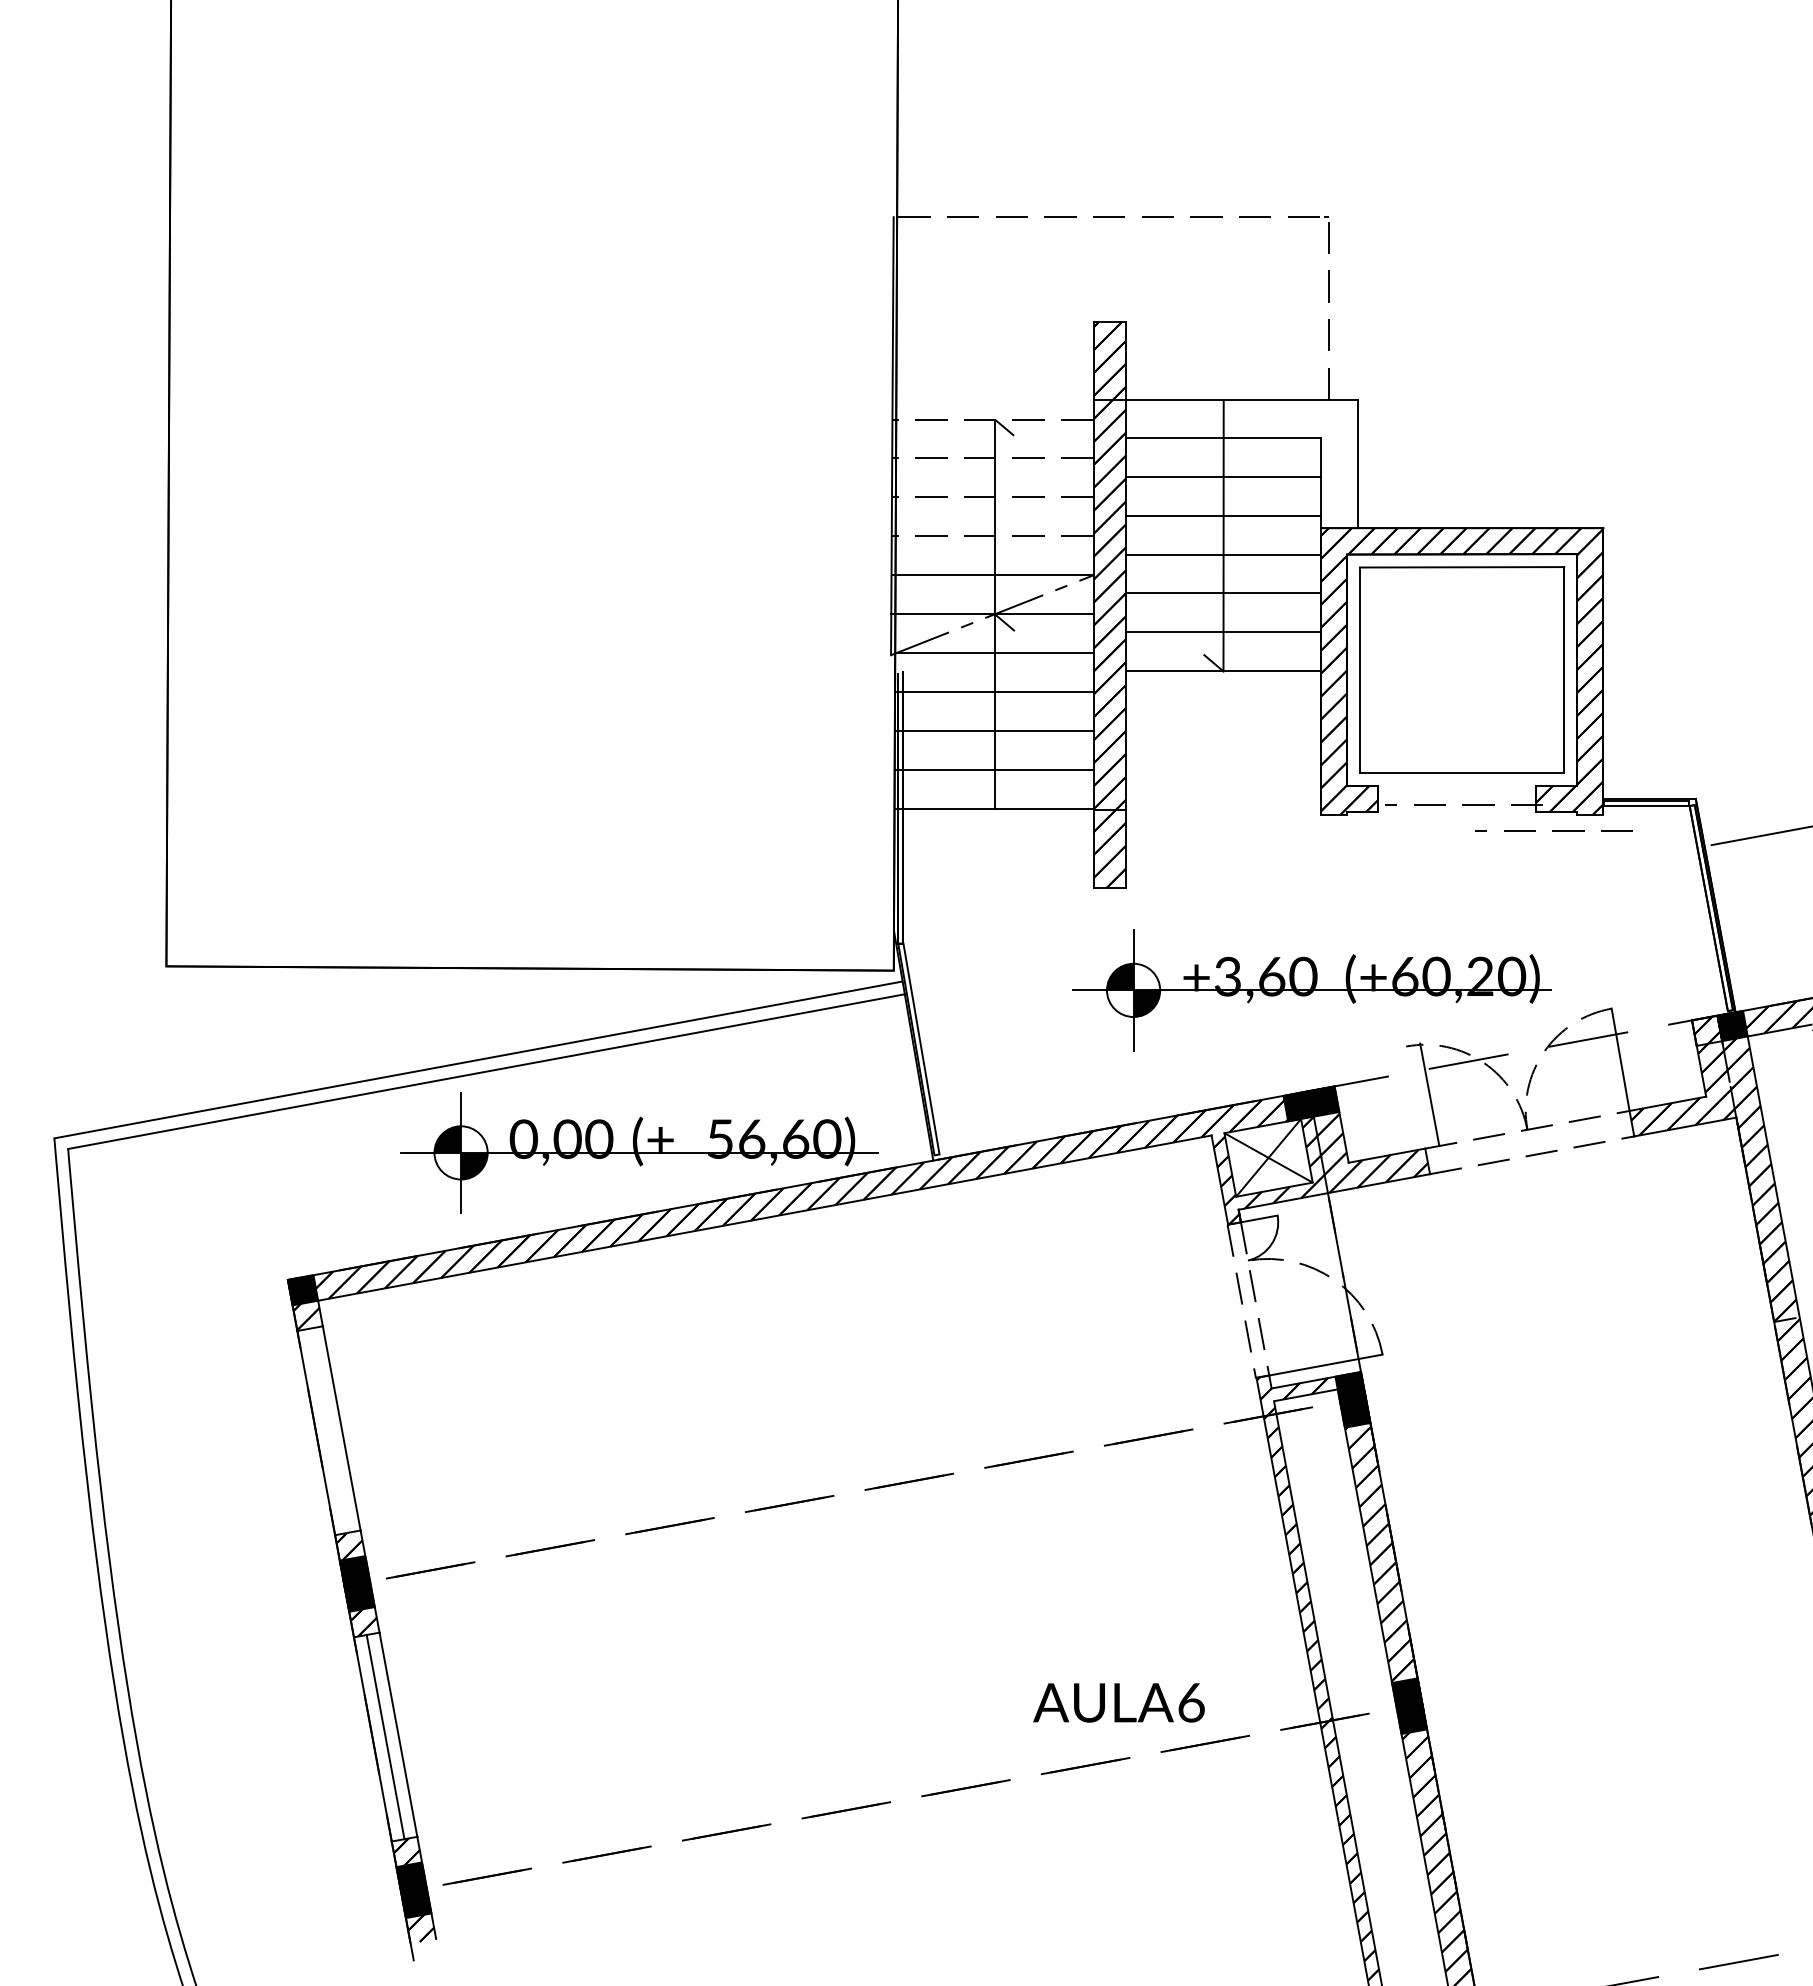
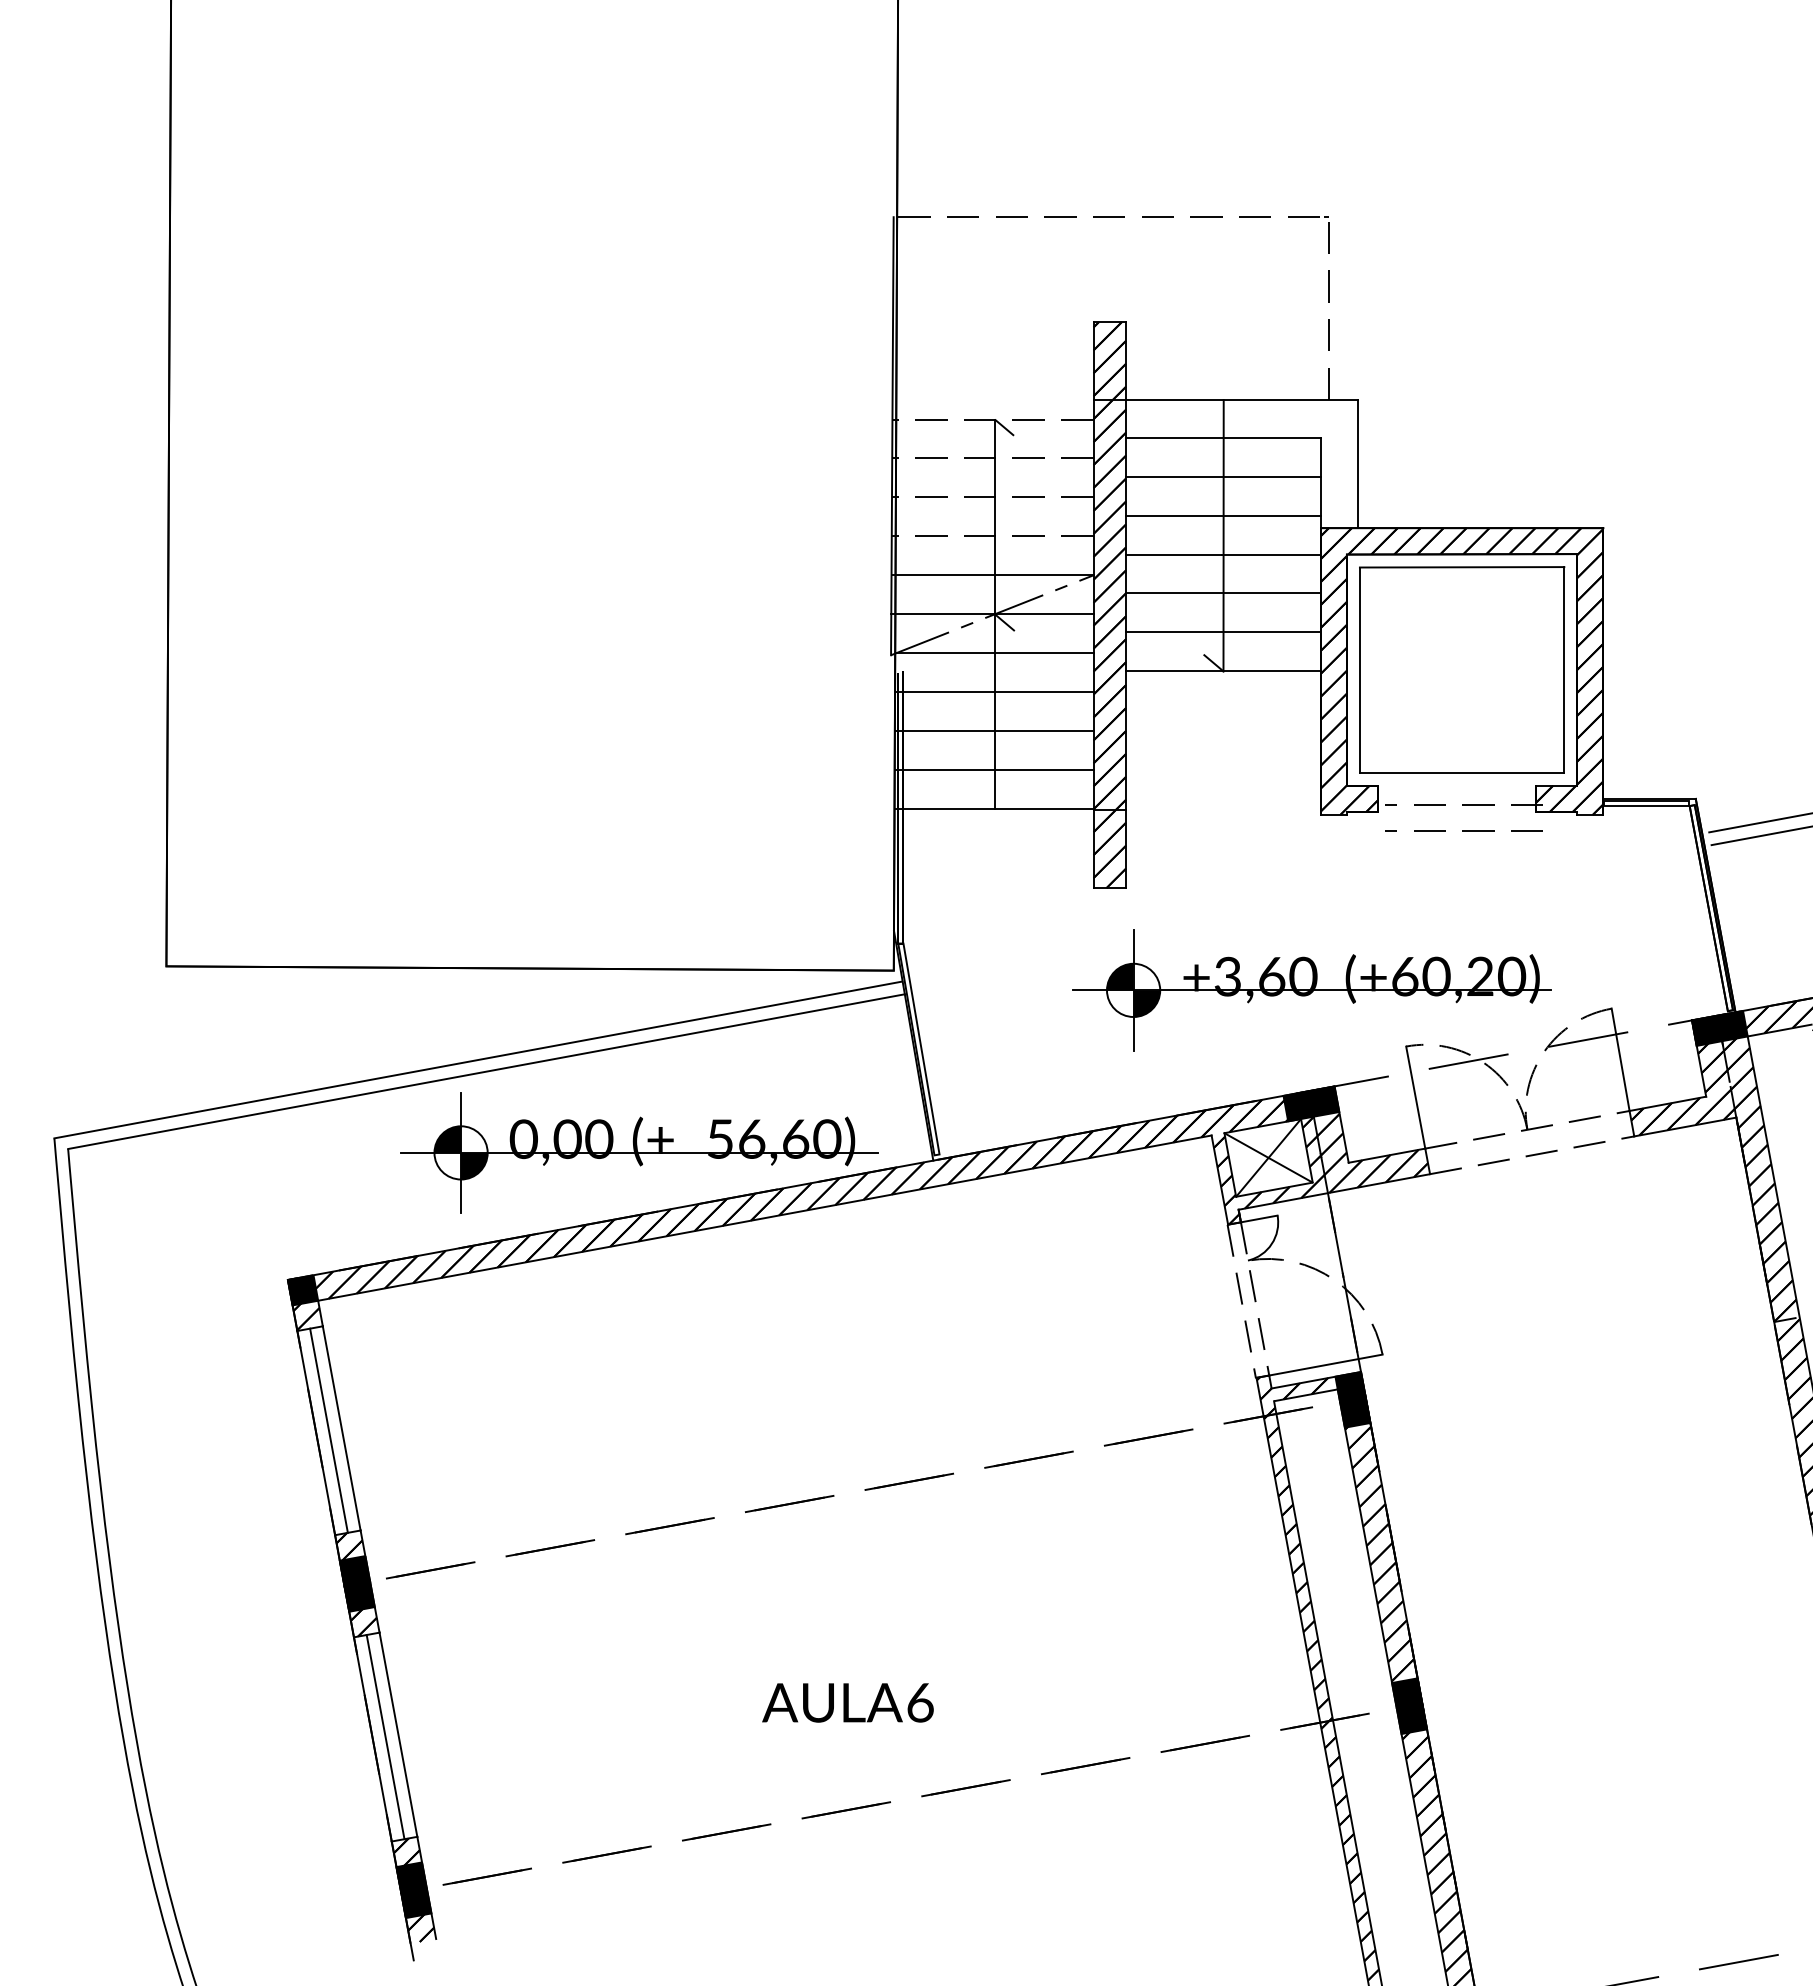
line: none -> present (1759, 822)
line position: (1553, 830) -> (1463, 830) (1463, 830)
fill: none -> present (1707, 1030)
line position: (1429, 1094) -> (1415, 1097) (1415, 1097)
line: none -> present (328, 1430)
text position: (1118, 1702) -> (847, 1702) (847, 1702)
